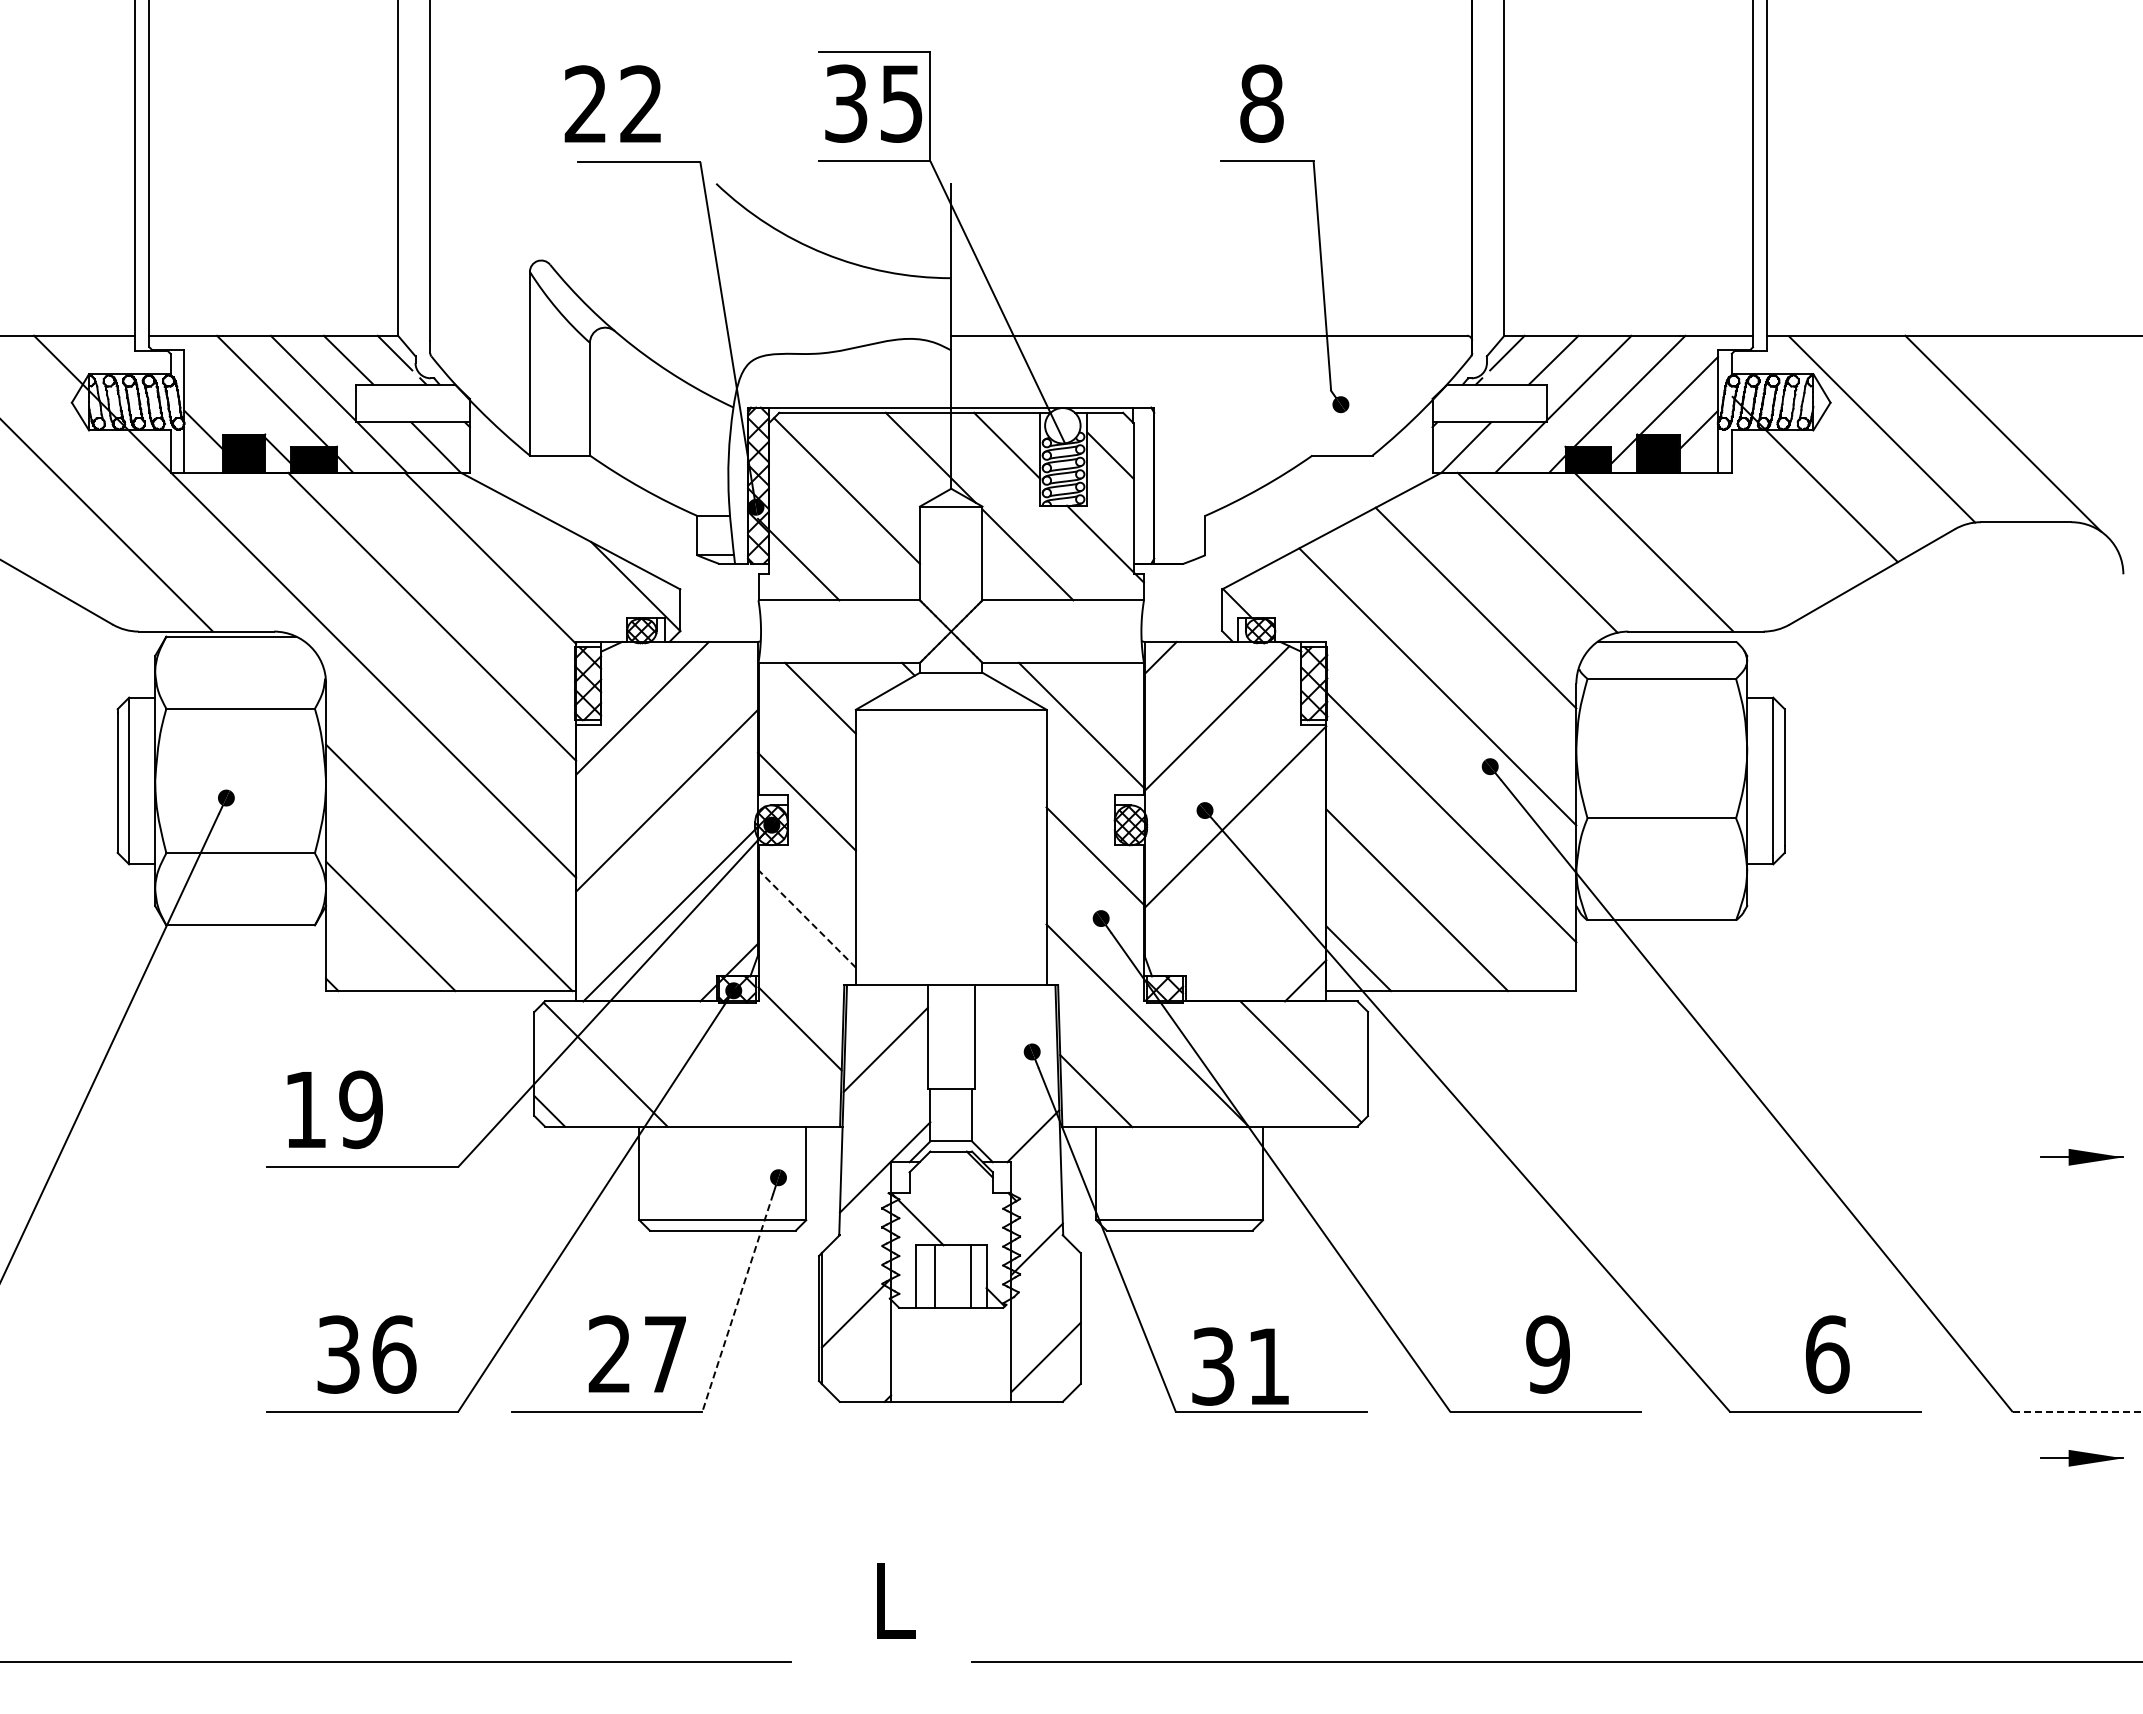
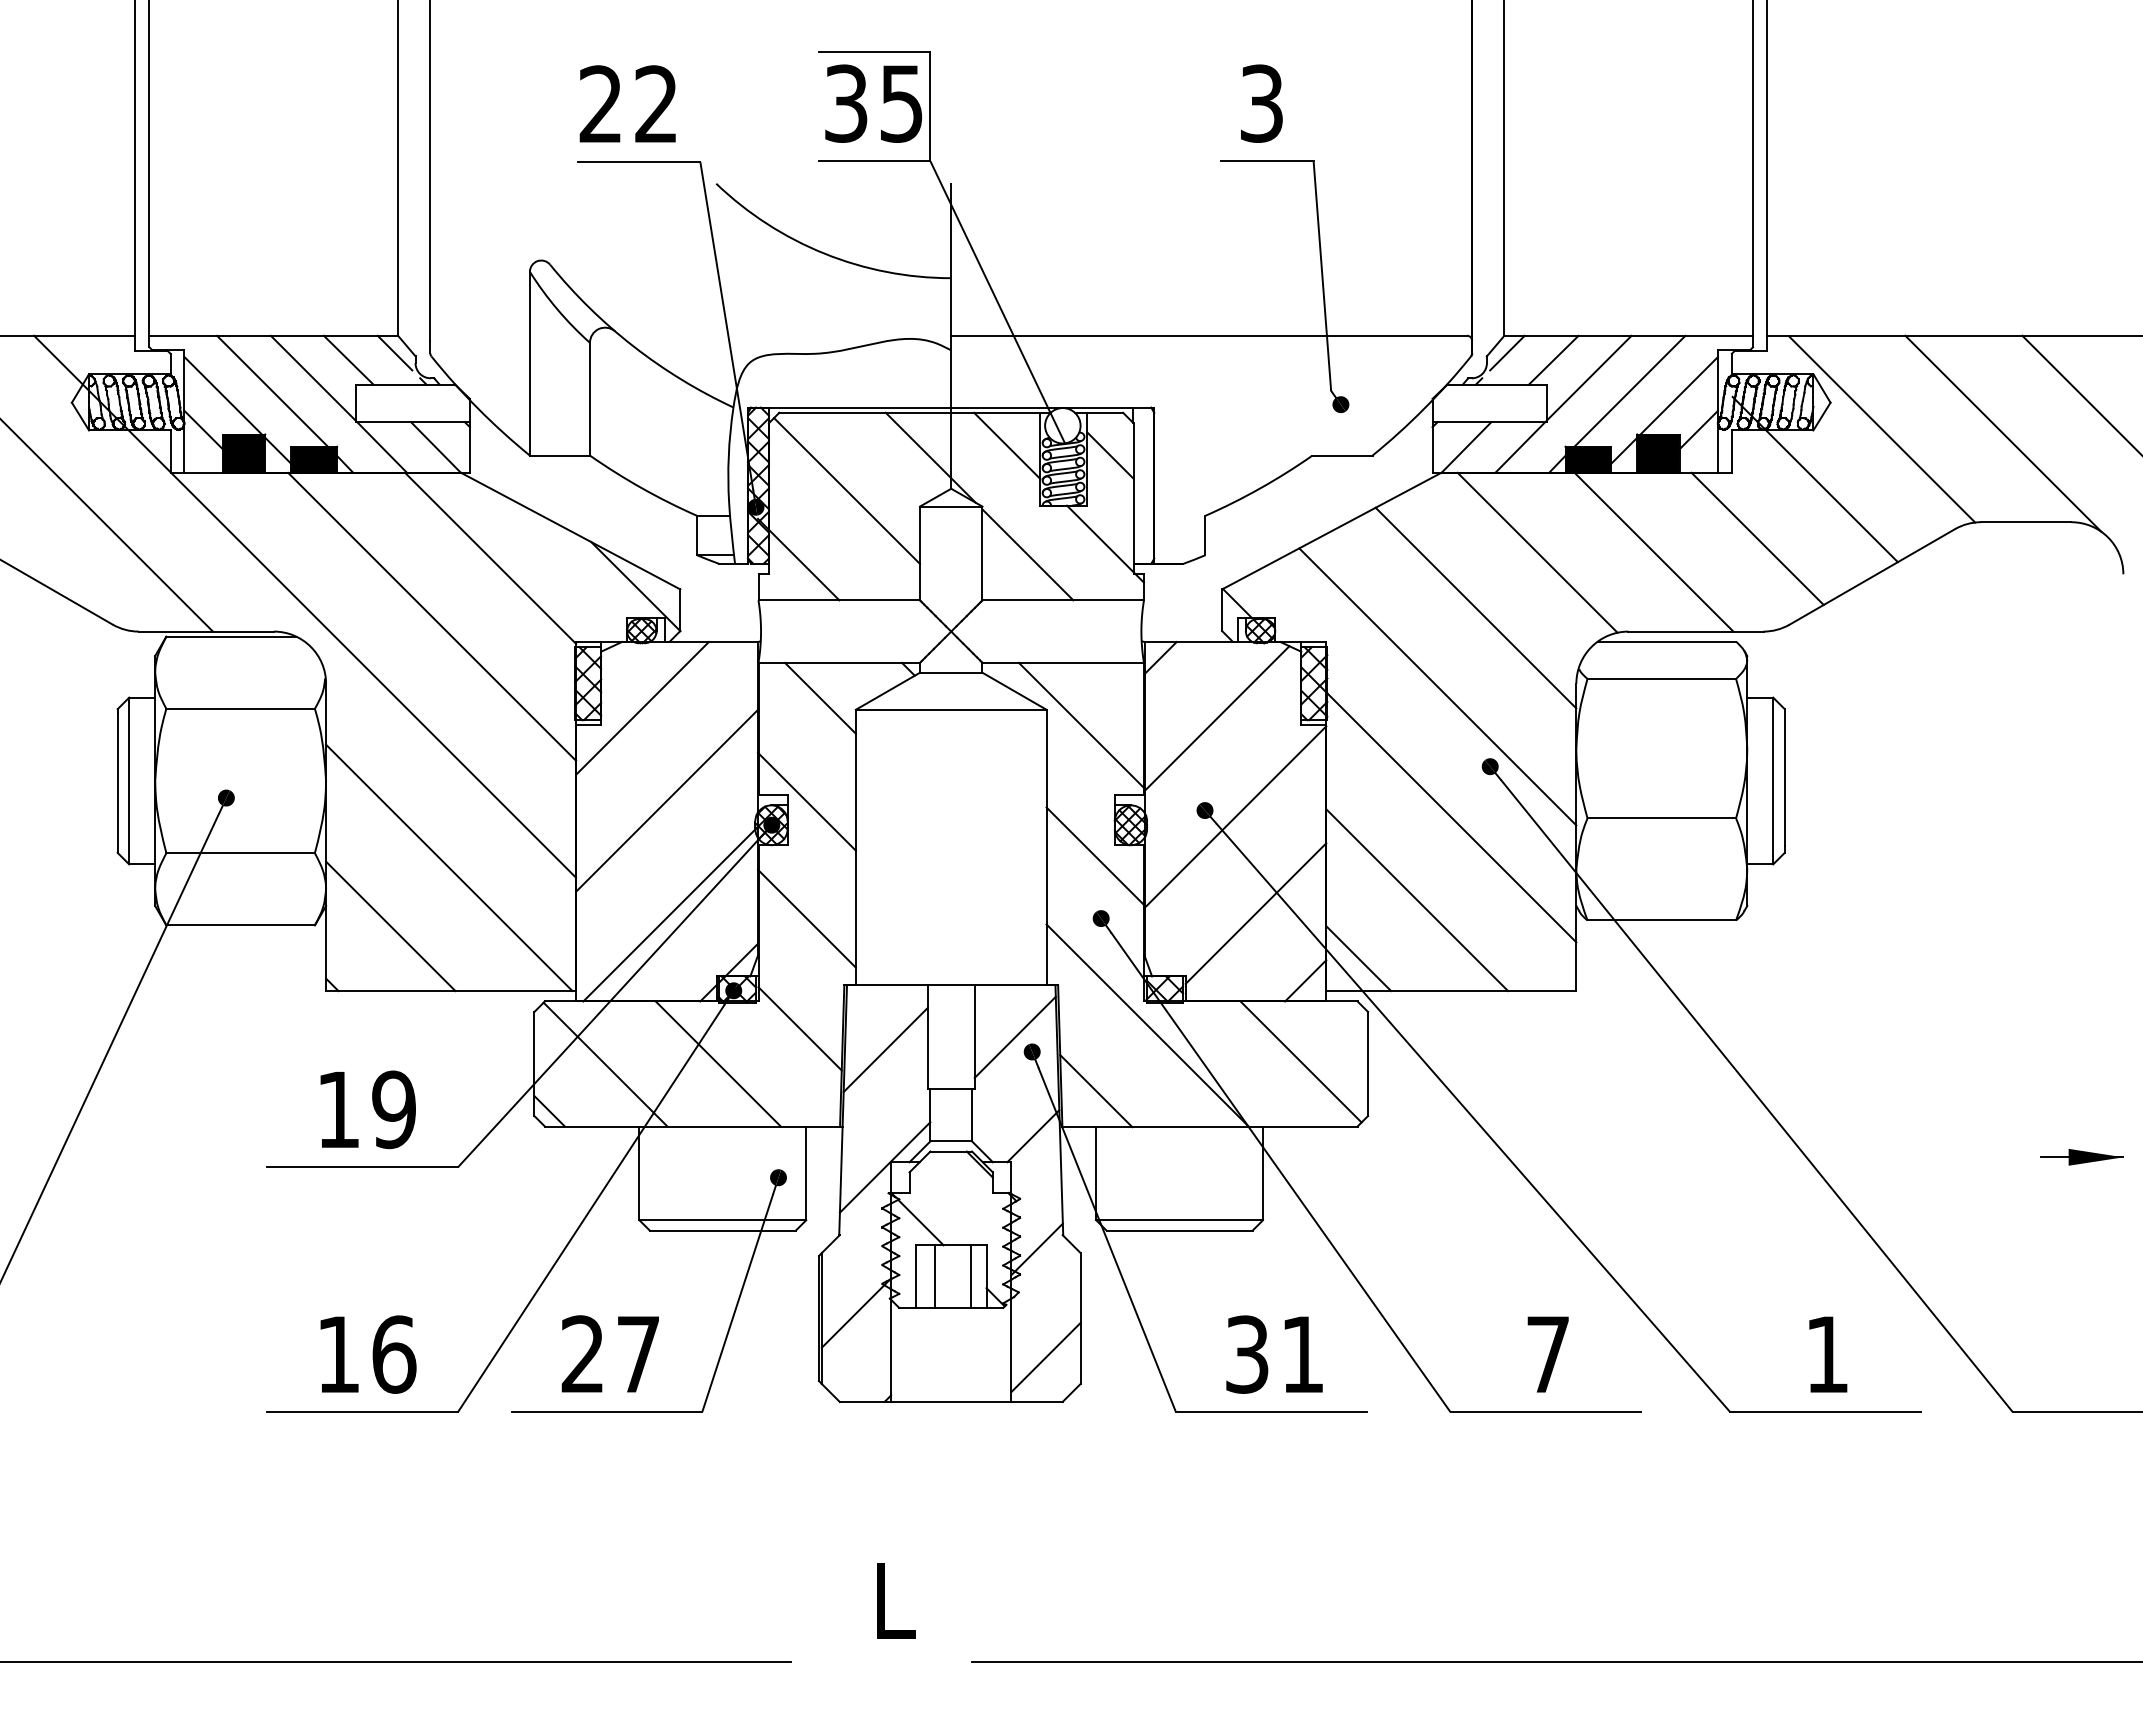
text position: (612, 103) -> (627, 103) (627, 103)
text: 8 -> 3 (1261, 103)
line: none -> present (2080, 394)
line: none -> present (222, 395)
line: none -> present (1757, 538)
line: none -> present (1255, 913)
line: dashed -> solid (806, 918)
line: none -> present (1014, 1036)
line: none -> present (717, 1063)
text position: (334, 1109) -> (367, 1109) (367, 1109)
line: dashed -> solid (737, 1302)
text position: (636, 1353) -> (609, 1353) (609, 1353)
text: 36 -> 16 (338, 1354)
text: 9 -> 7 (1547, 1354)
text: 6 -> 1 (1827, 1354)
text position: (1240, 1366) -> (1274, 1354) (1274, 1354)
line: dashed -> solid (2077, 1412)
part: present -> none (2081, 1458)
